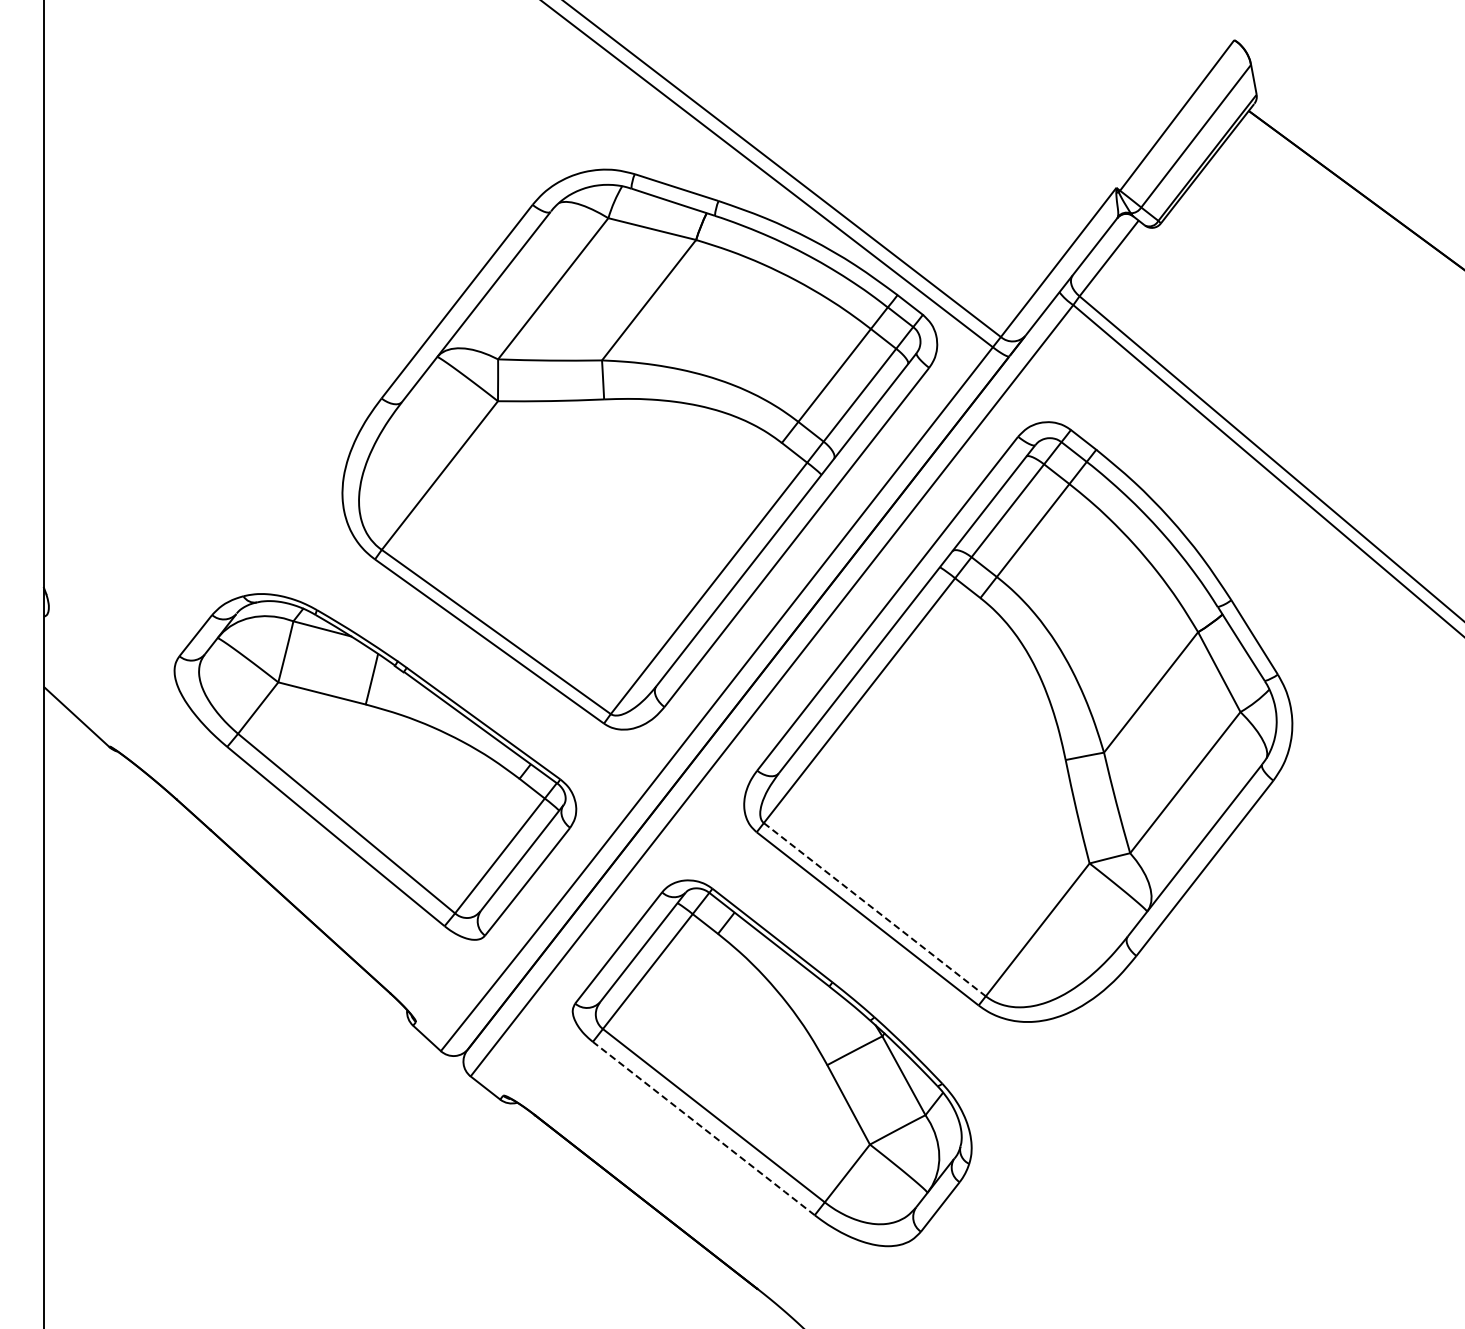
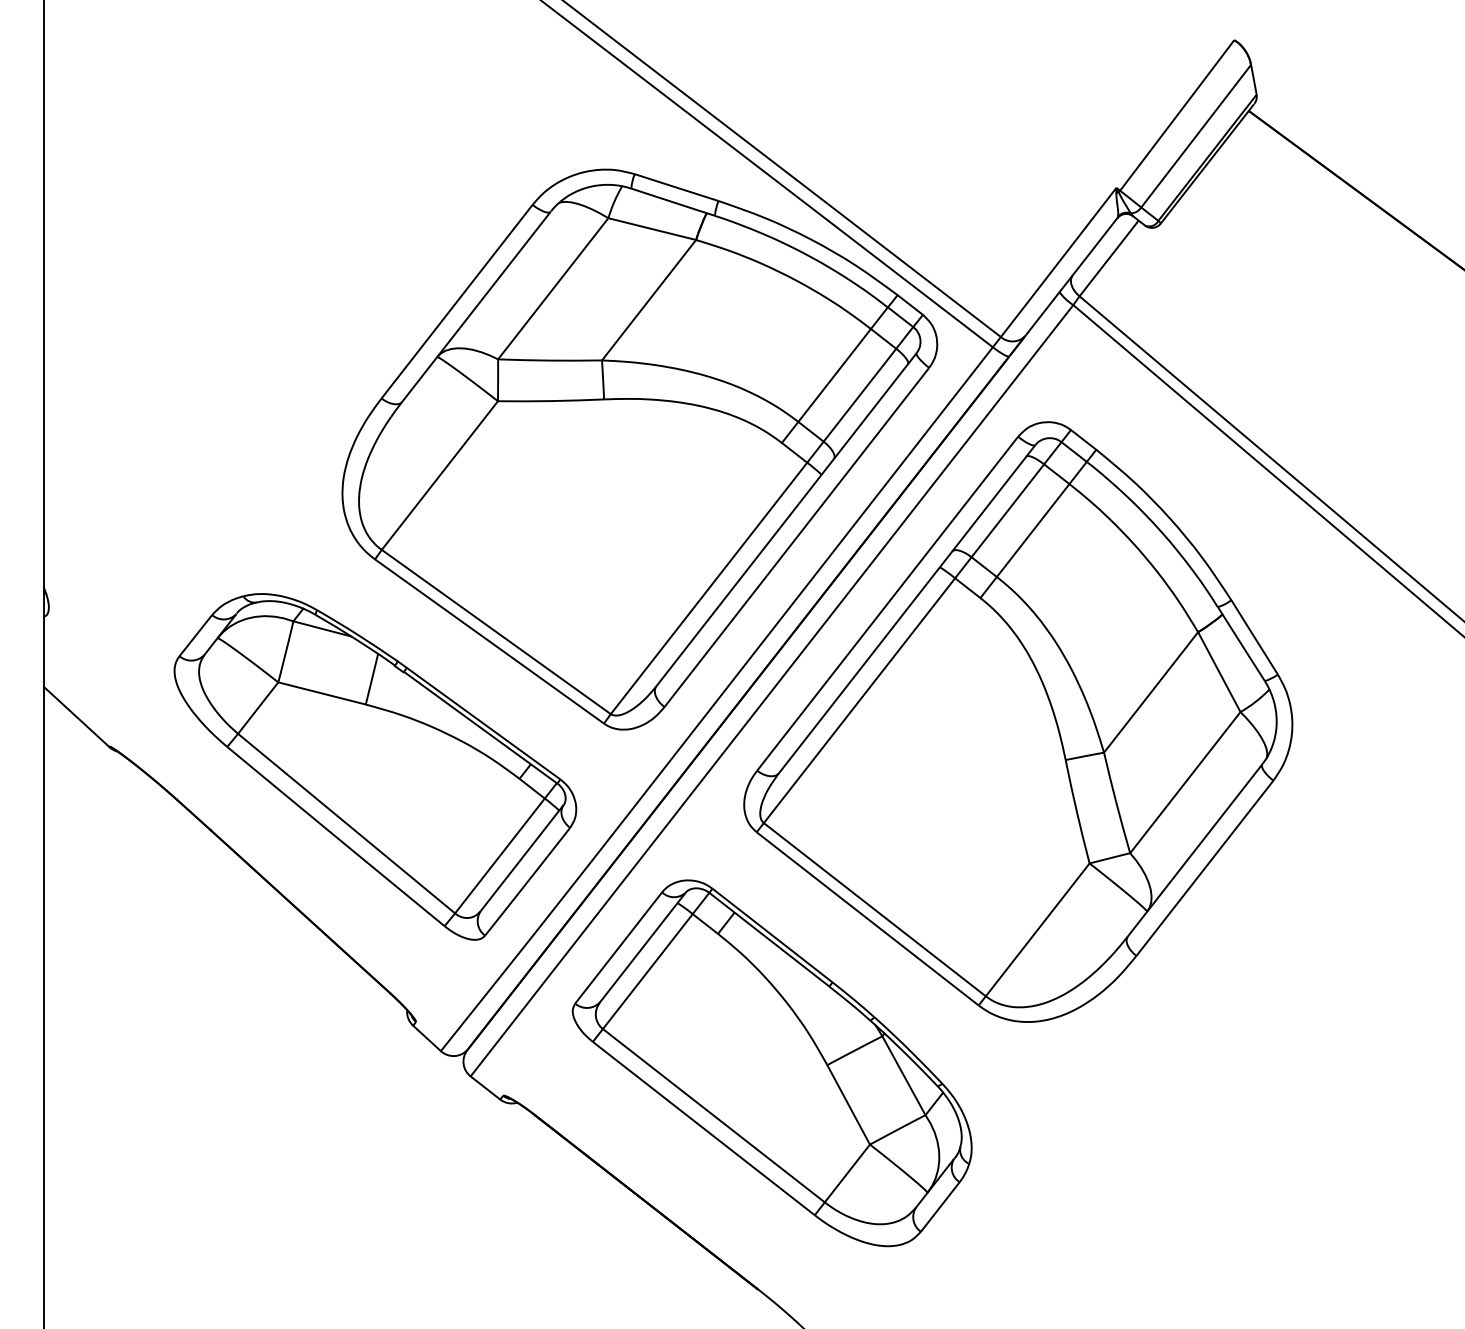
line: dashed -> solid (874, 909)
line: dashed -> solid (703, 1128)
